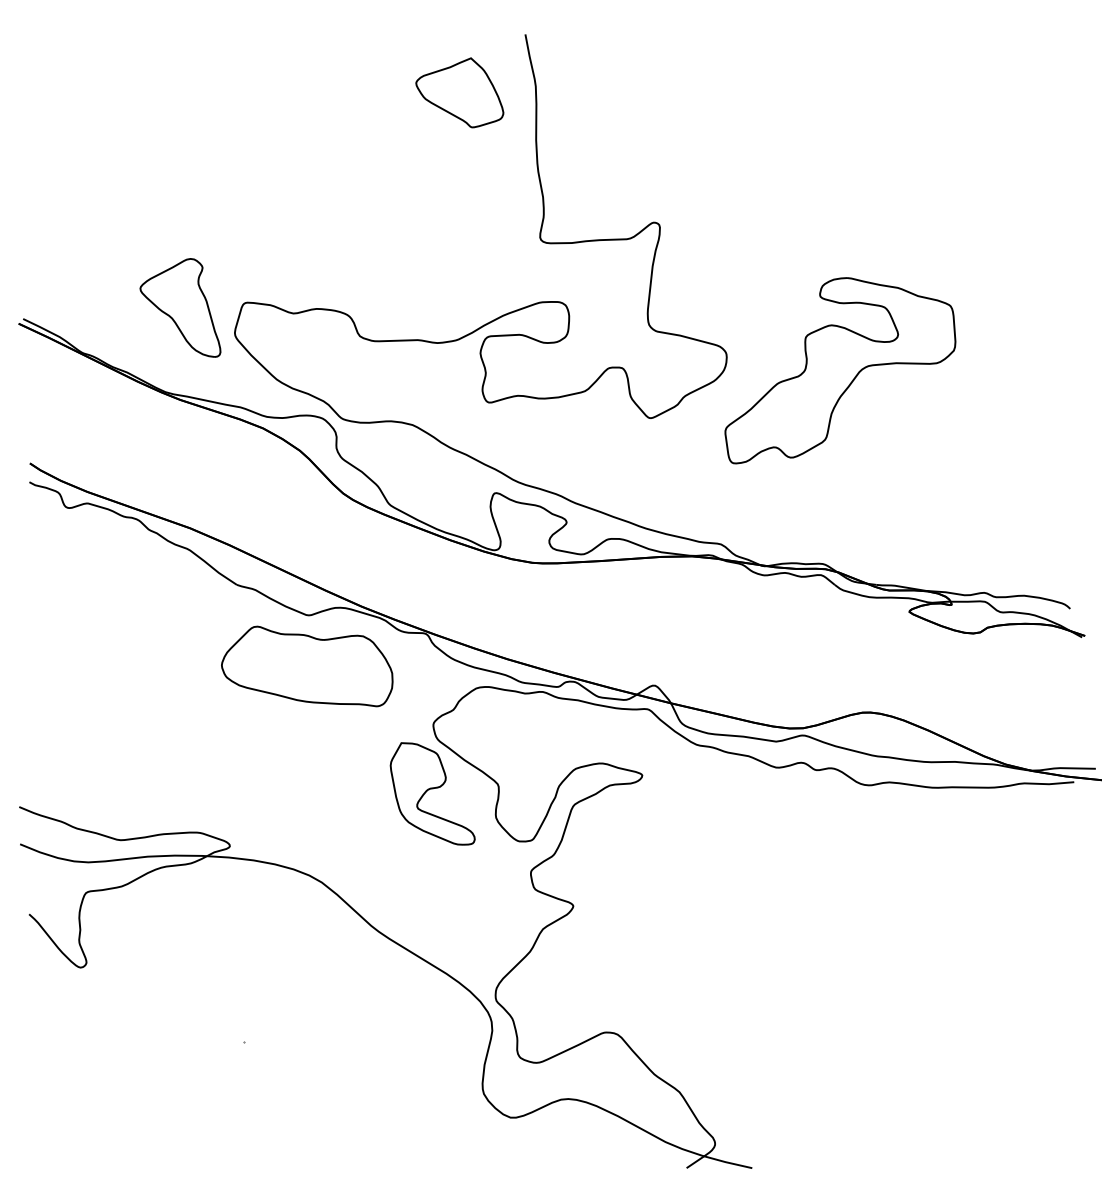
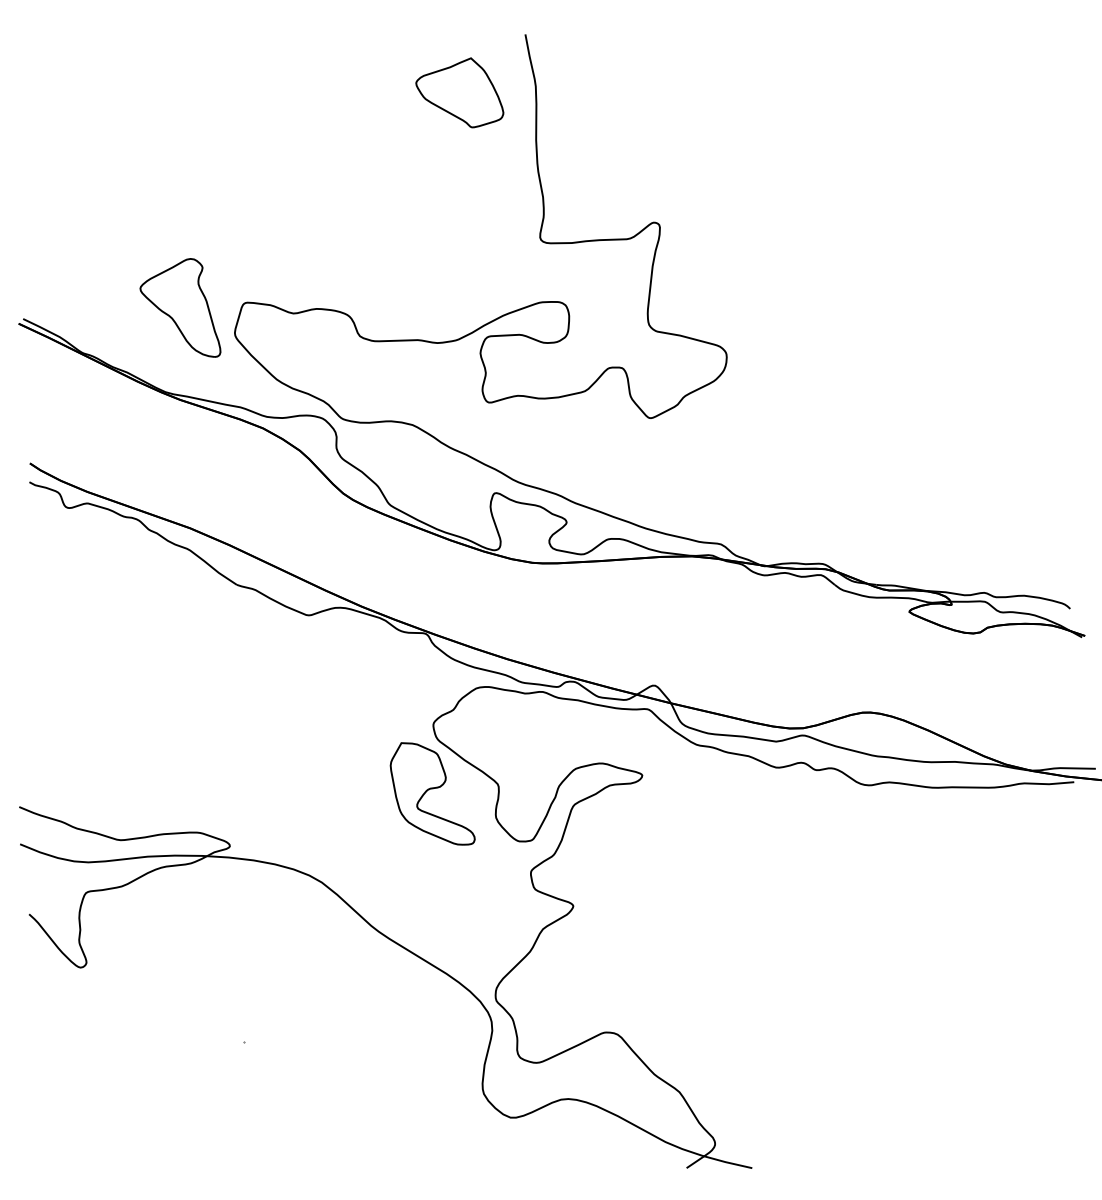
part: present -> none (840, 370)
part: present -> none (307, 666)
